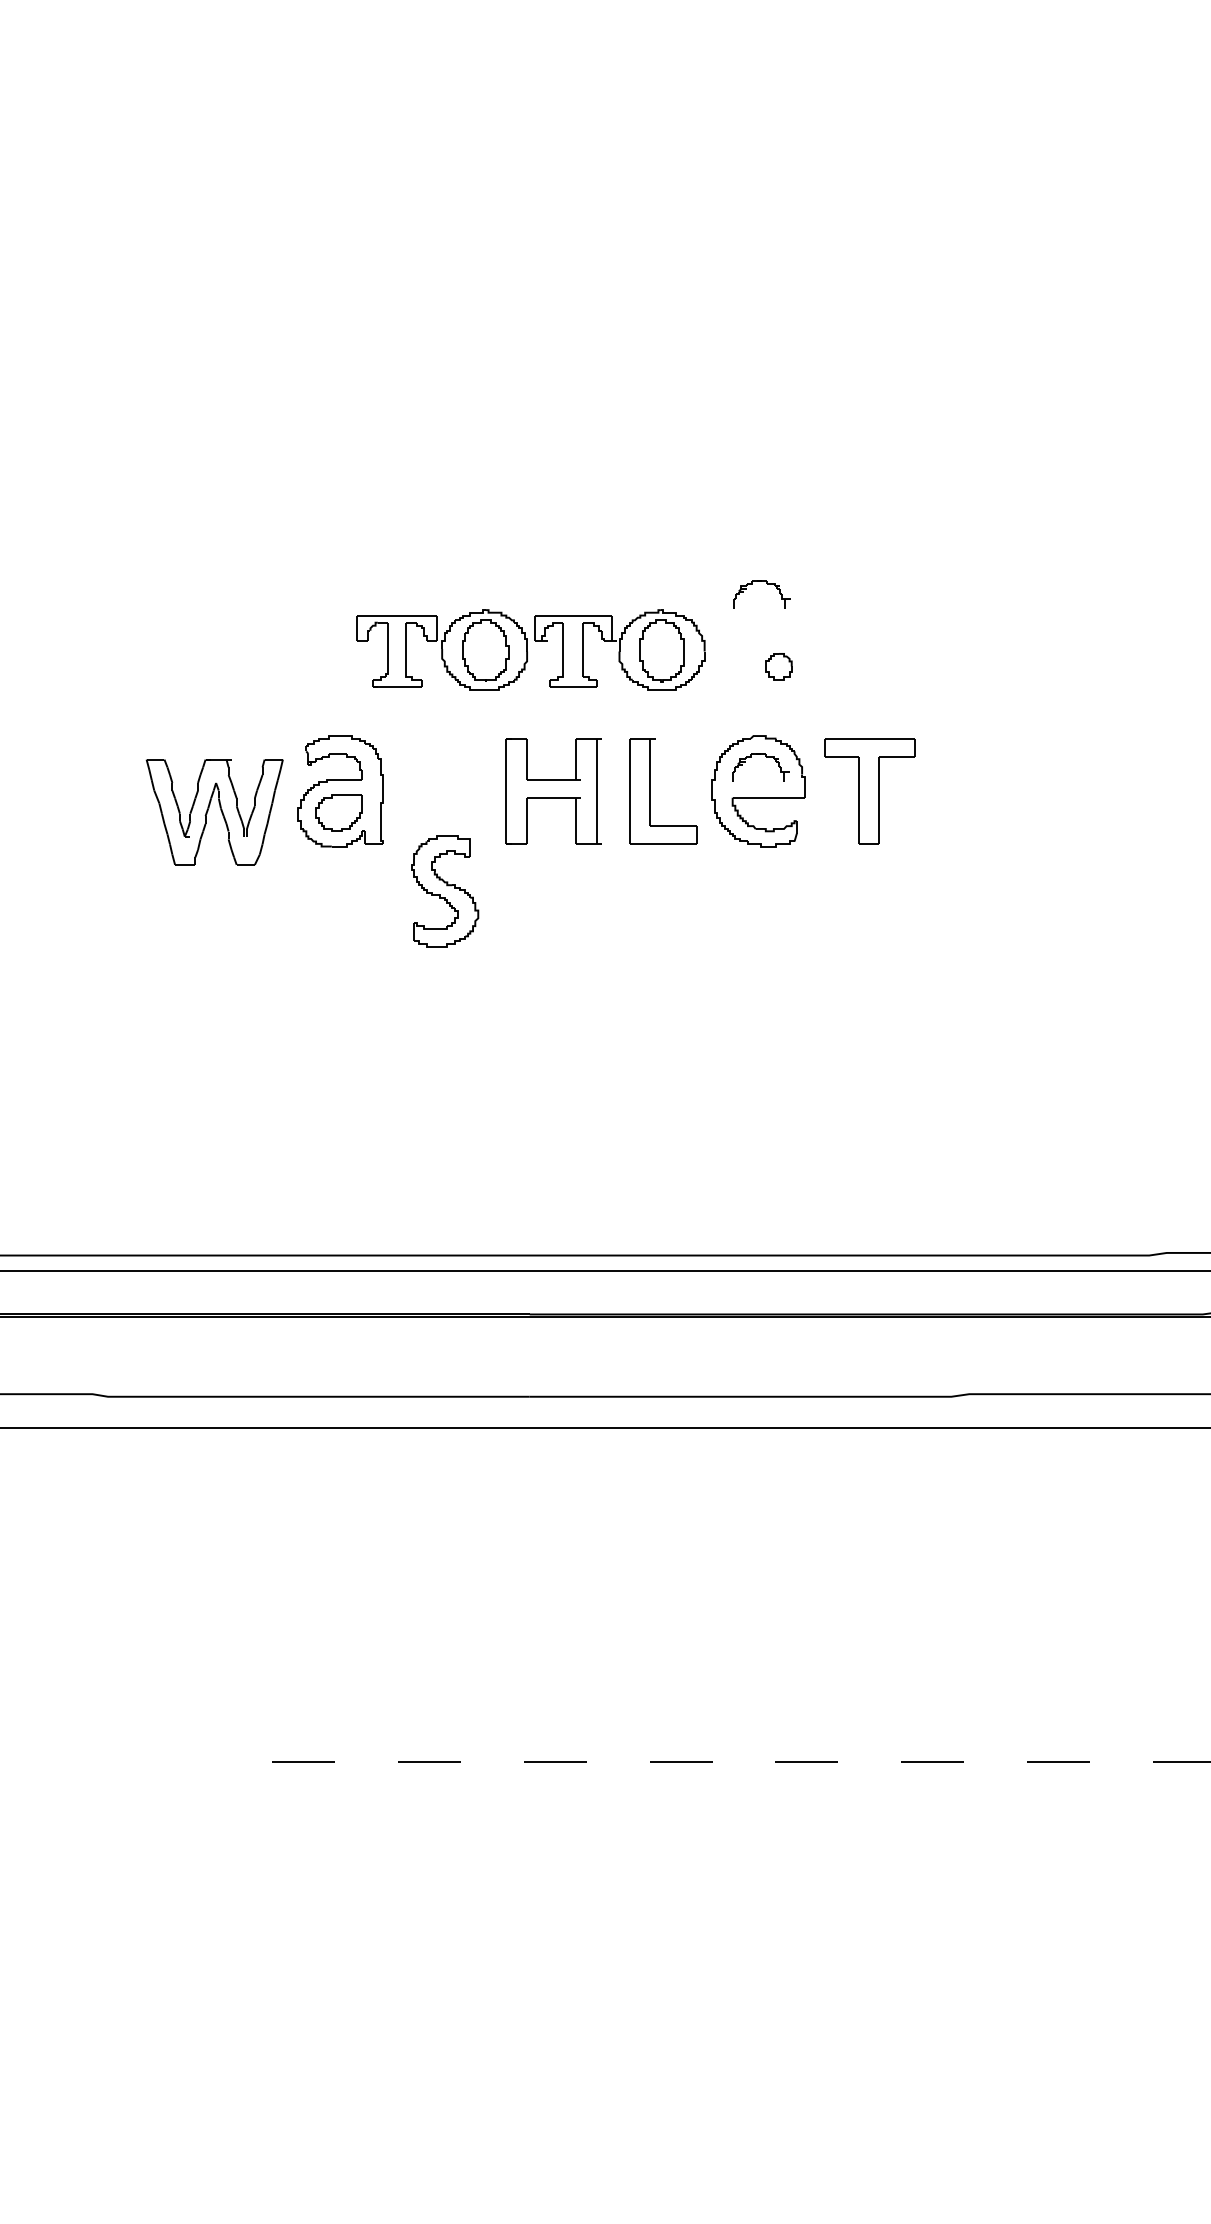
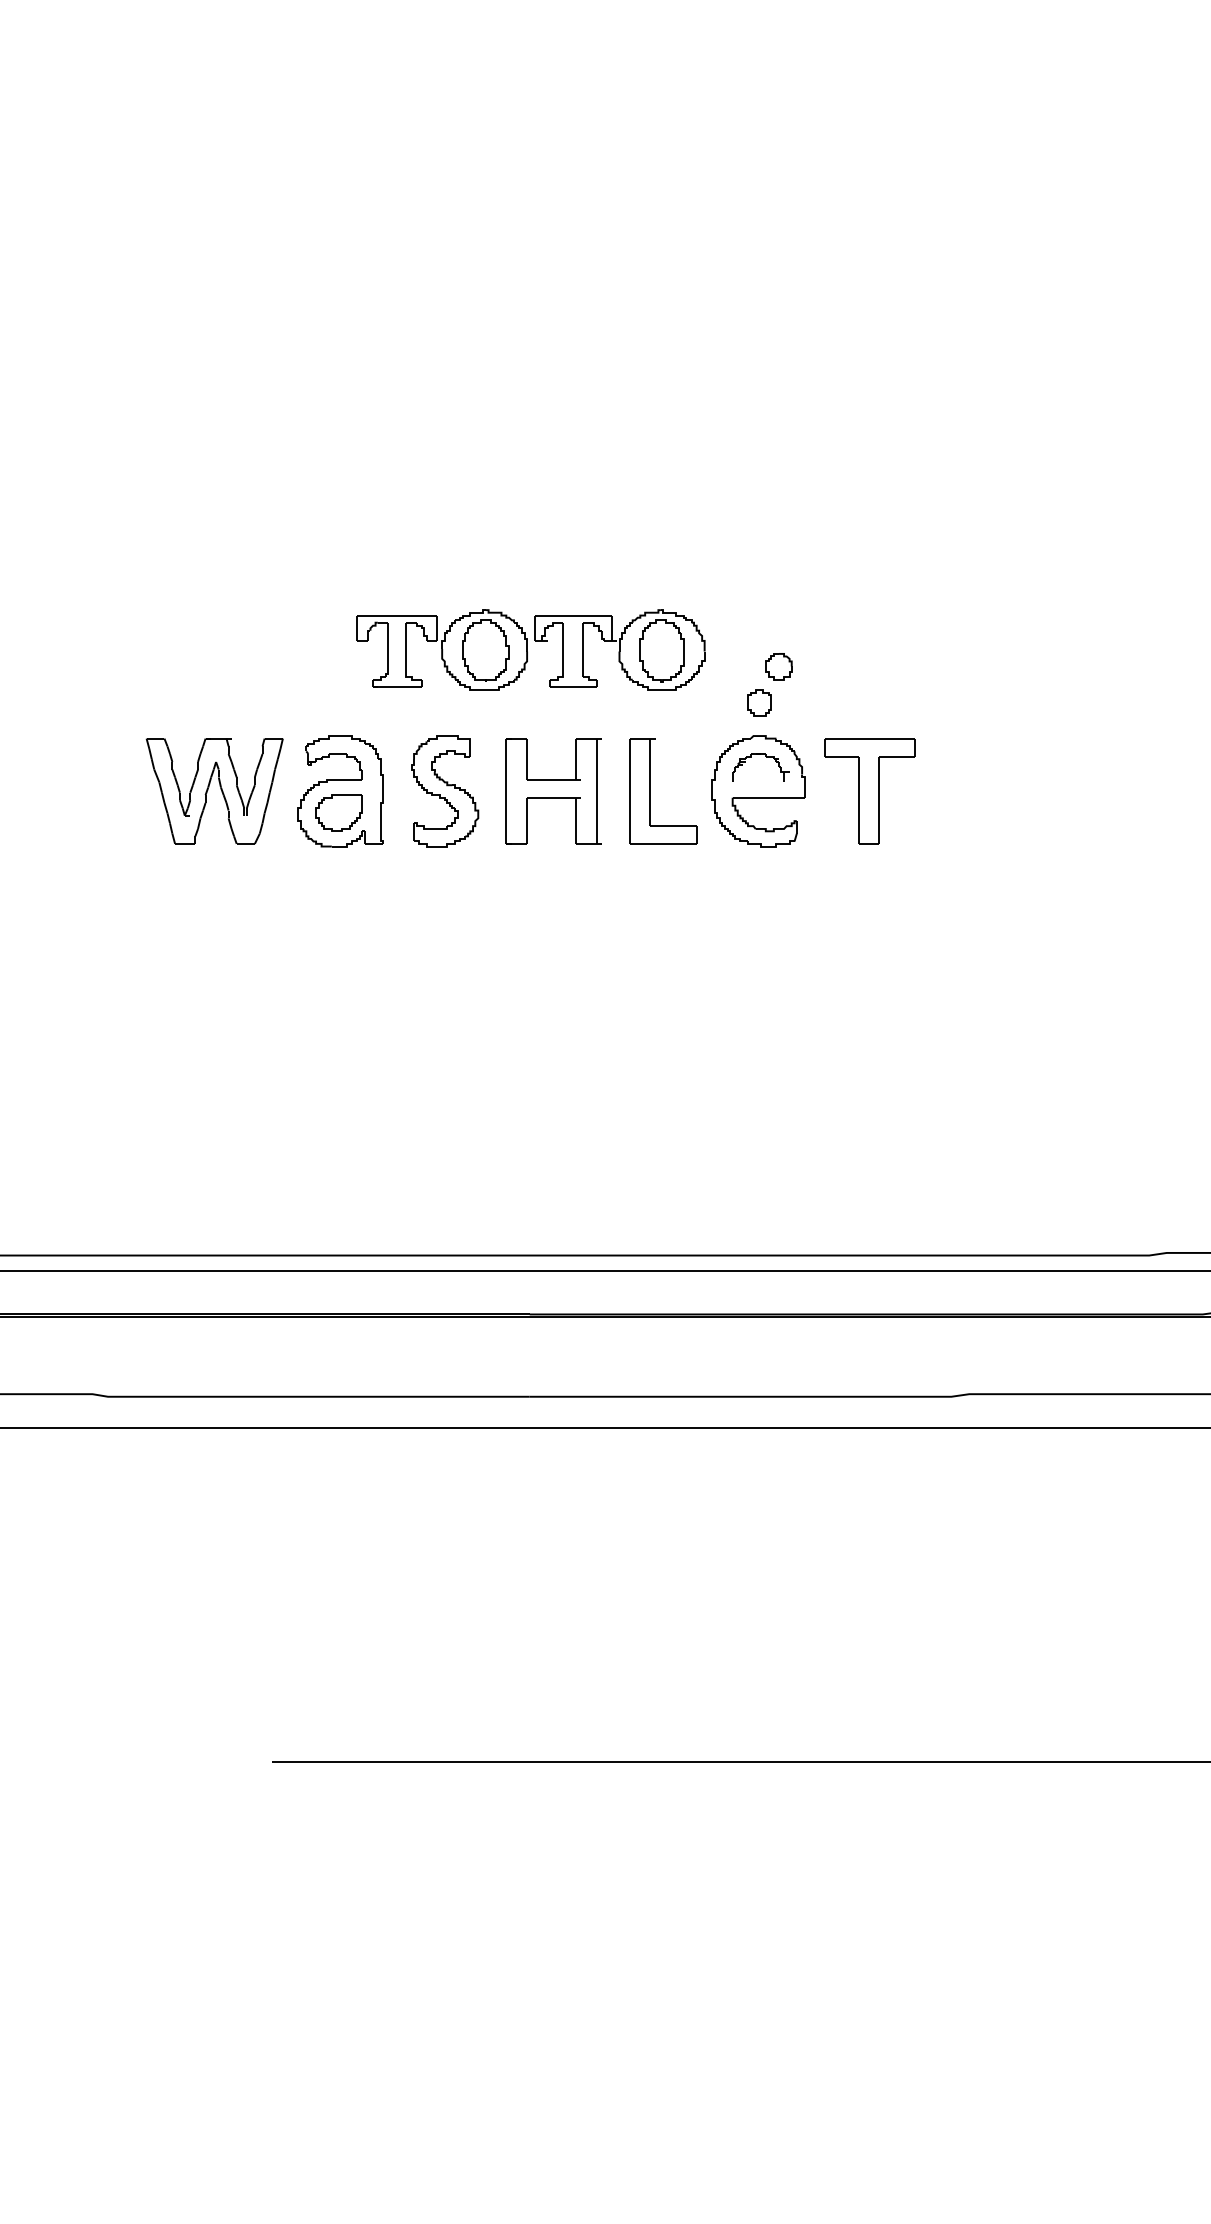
part: present -> none (767, 584)
part: none -> present (759, 702)
part position: (208, 811) -> (208, 790) (208, 790)
part position: (445, 891) -> (445, 791) (445, 791)
line: dashed -> solid (742, 1761)
